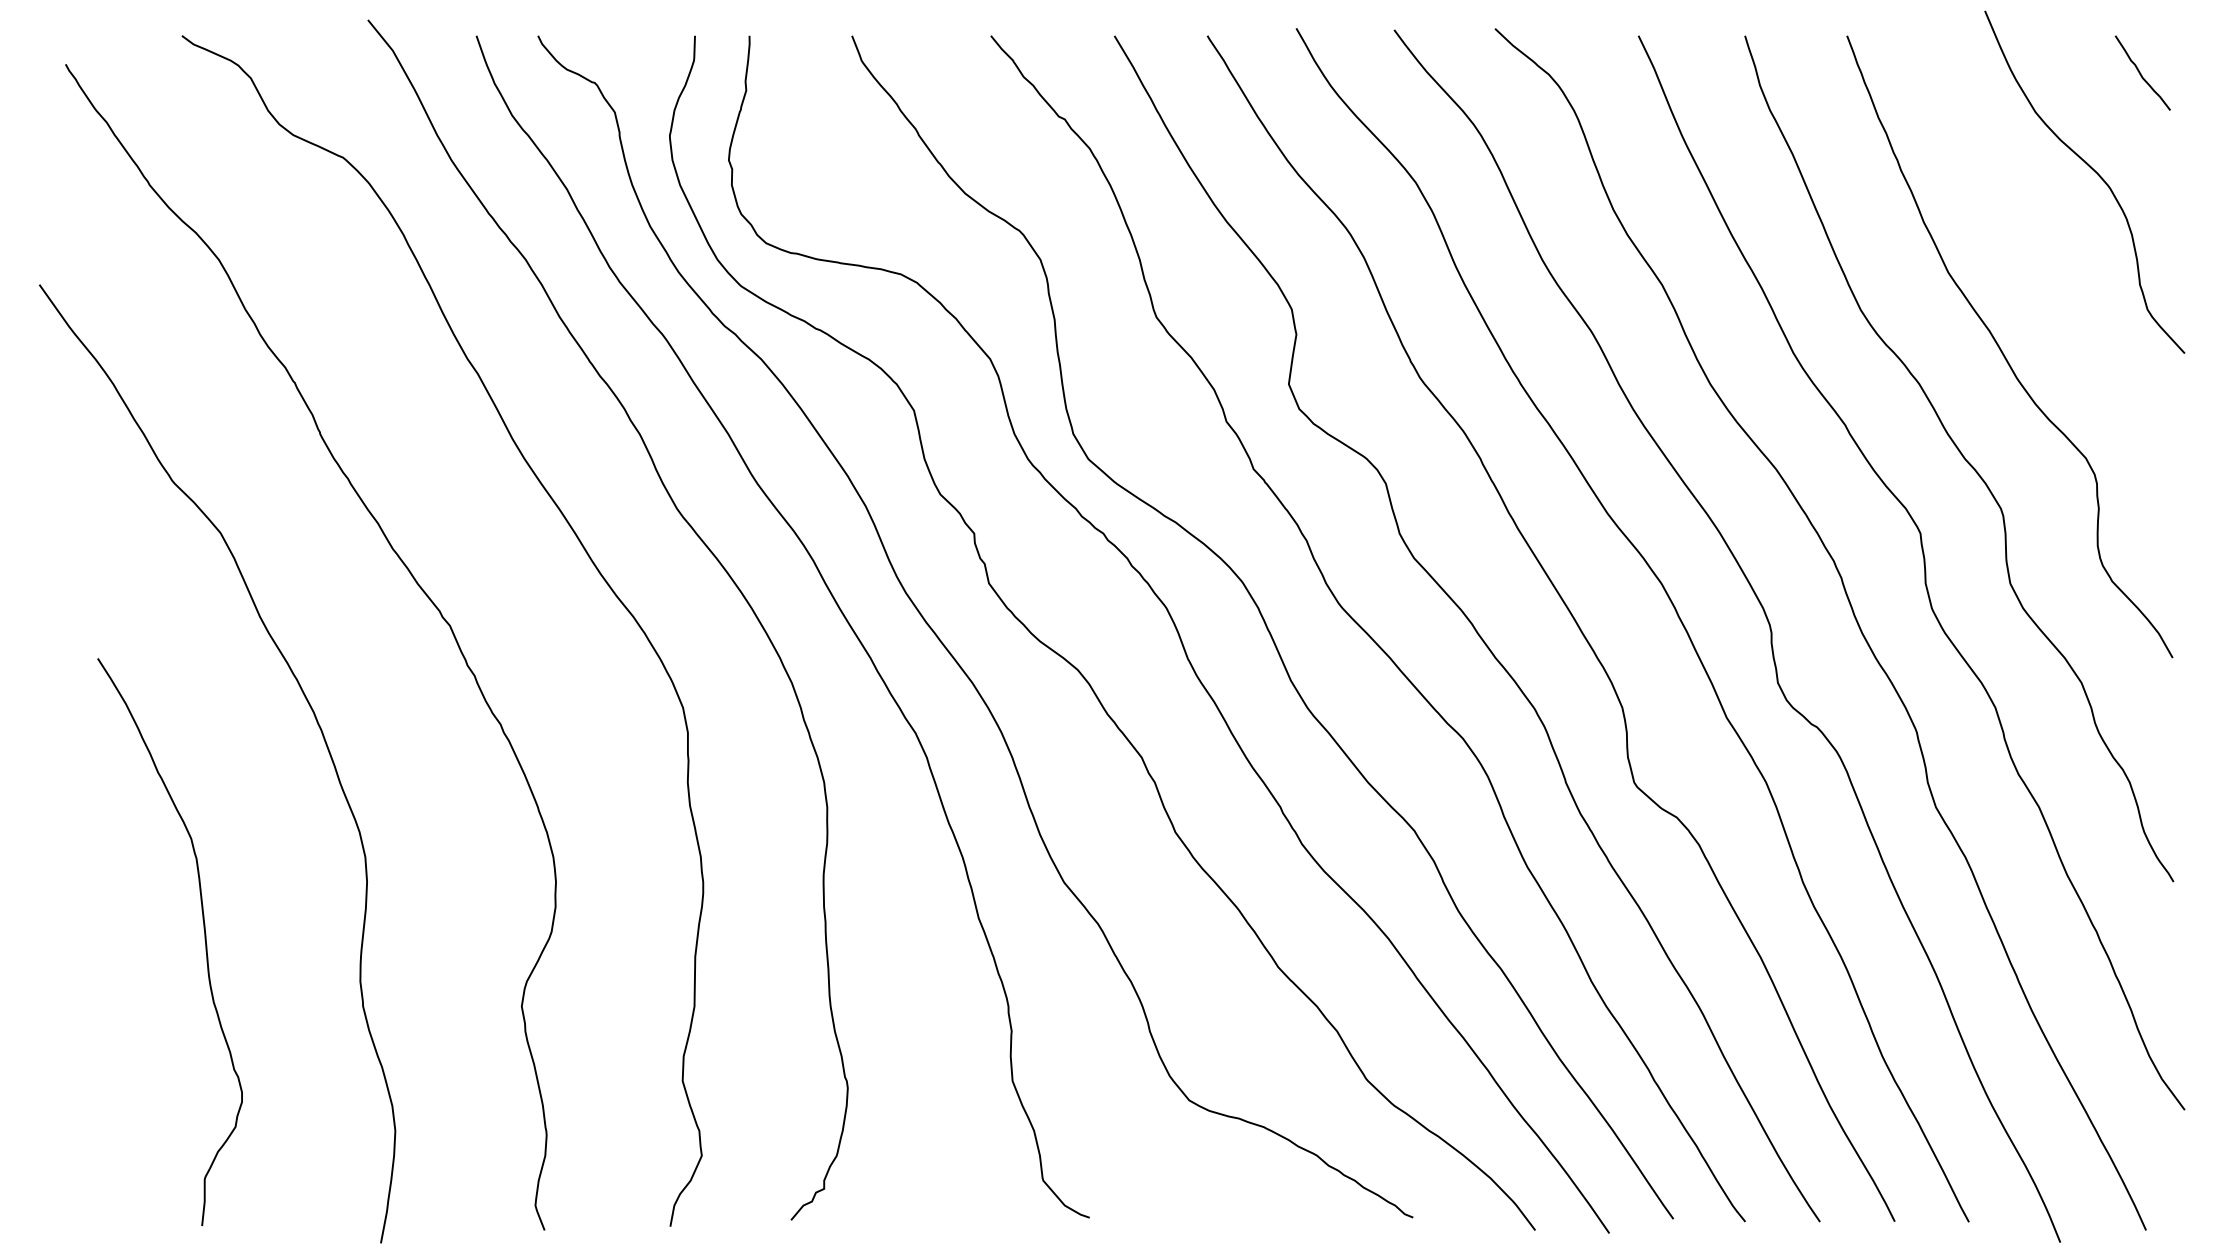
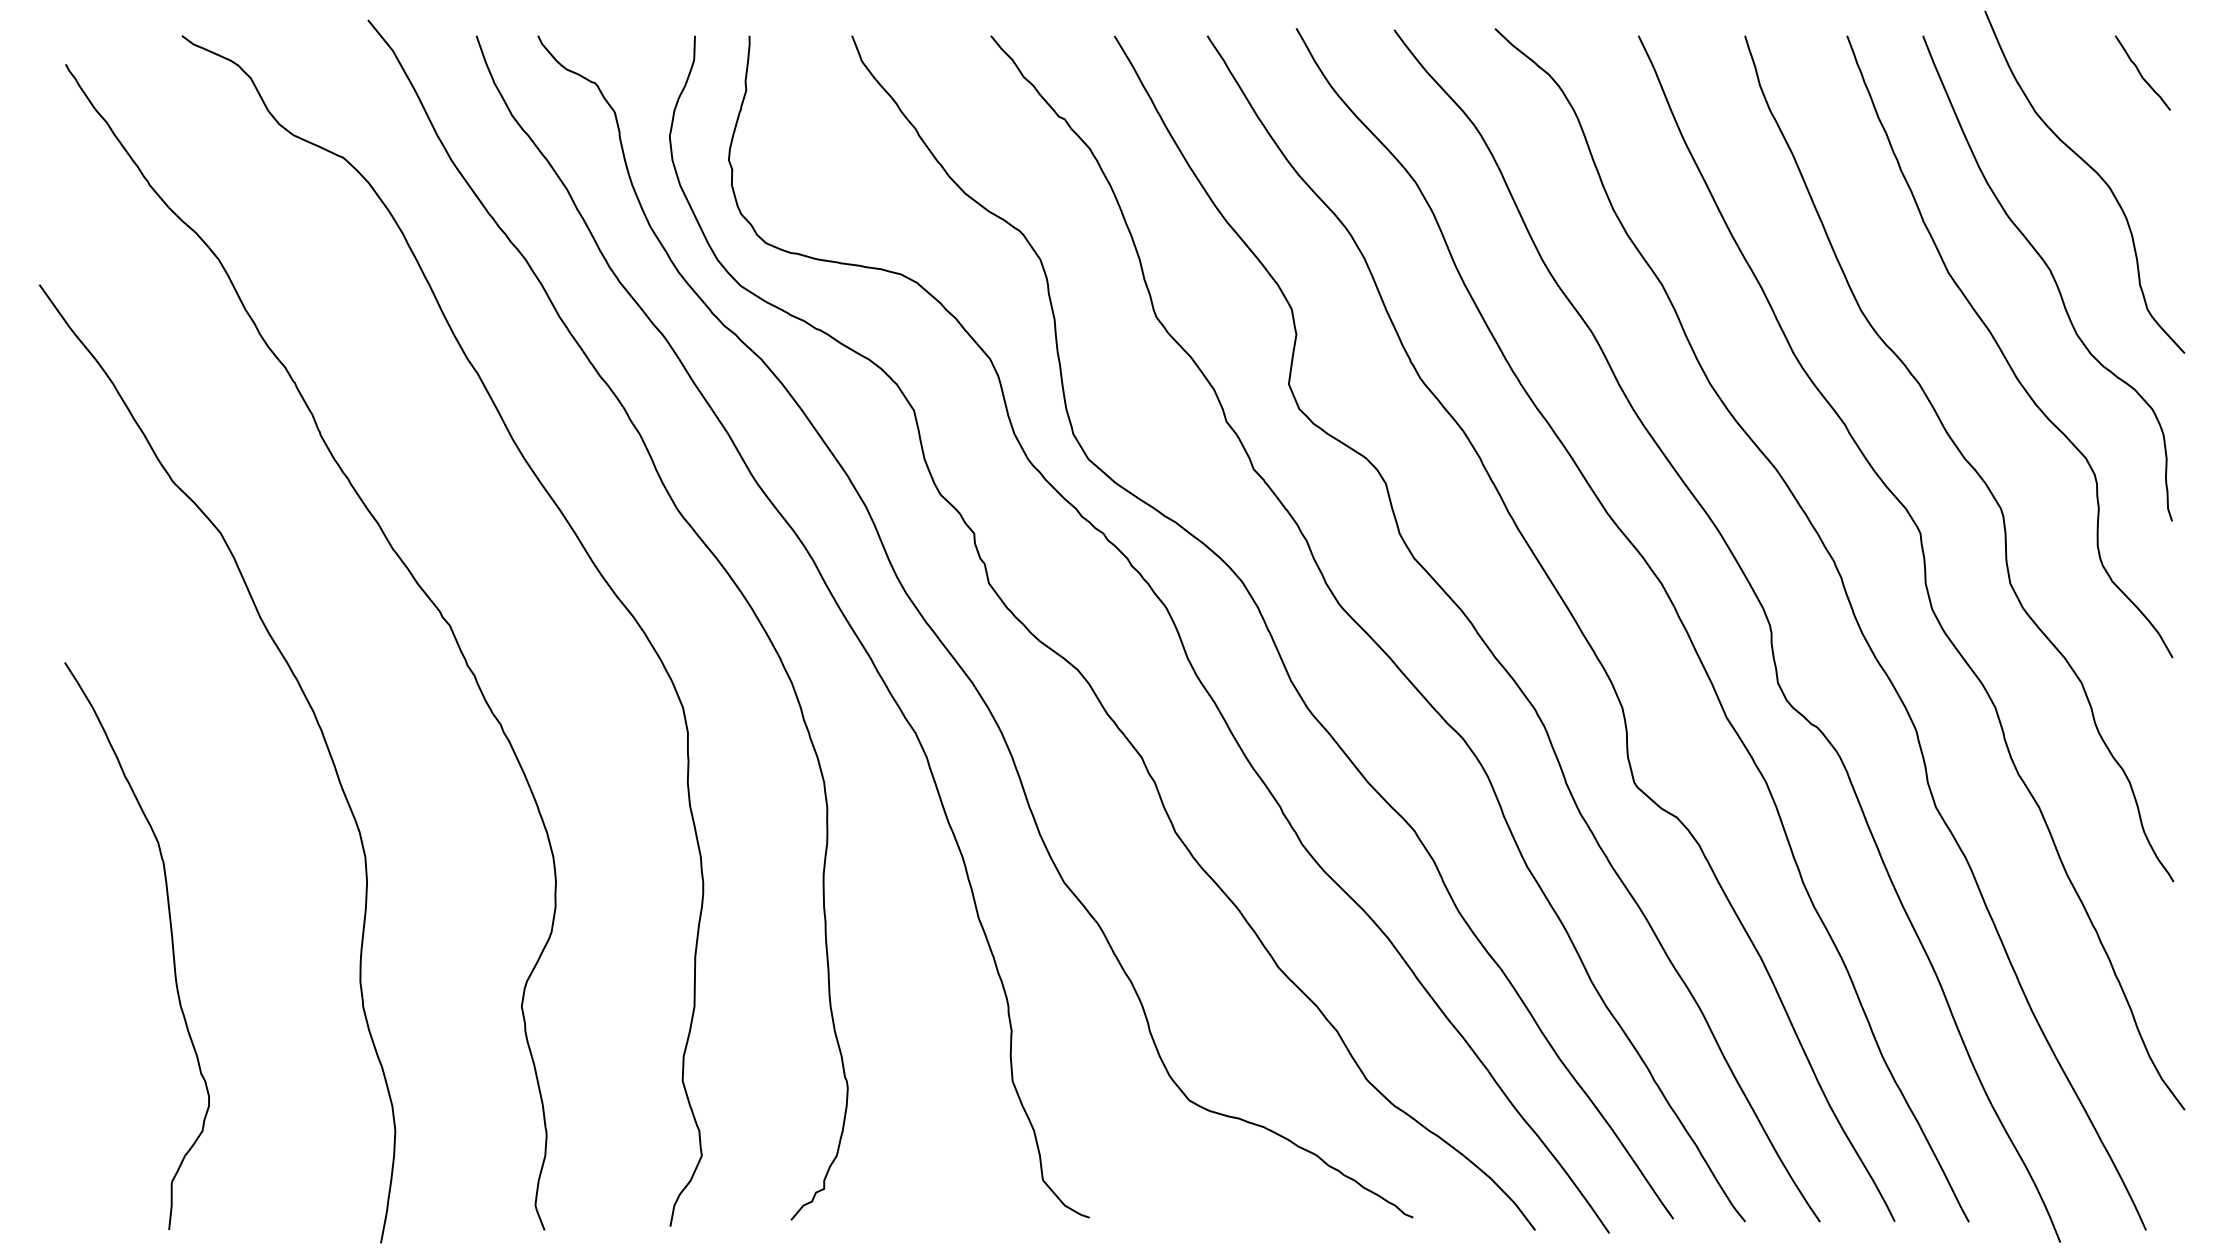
curve: none -> present (2051, 275)
curve position: (204, 940) -> (171, 944) (171, 944)
